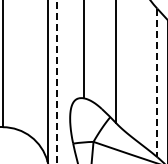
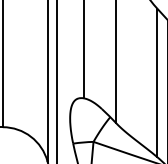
line: dashed -> solid (56, 82)
line: dashed -> solid (157, 83)
